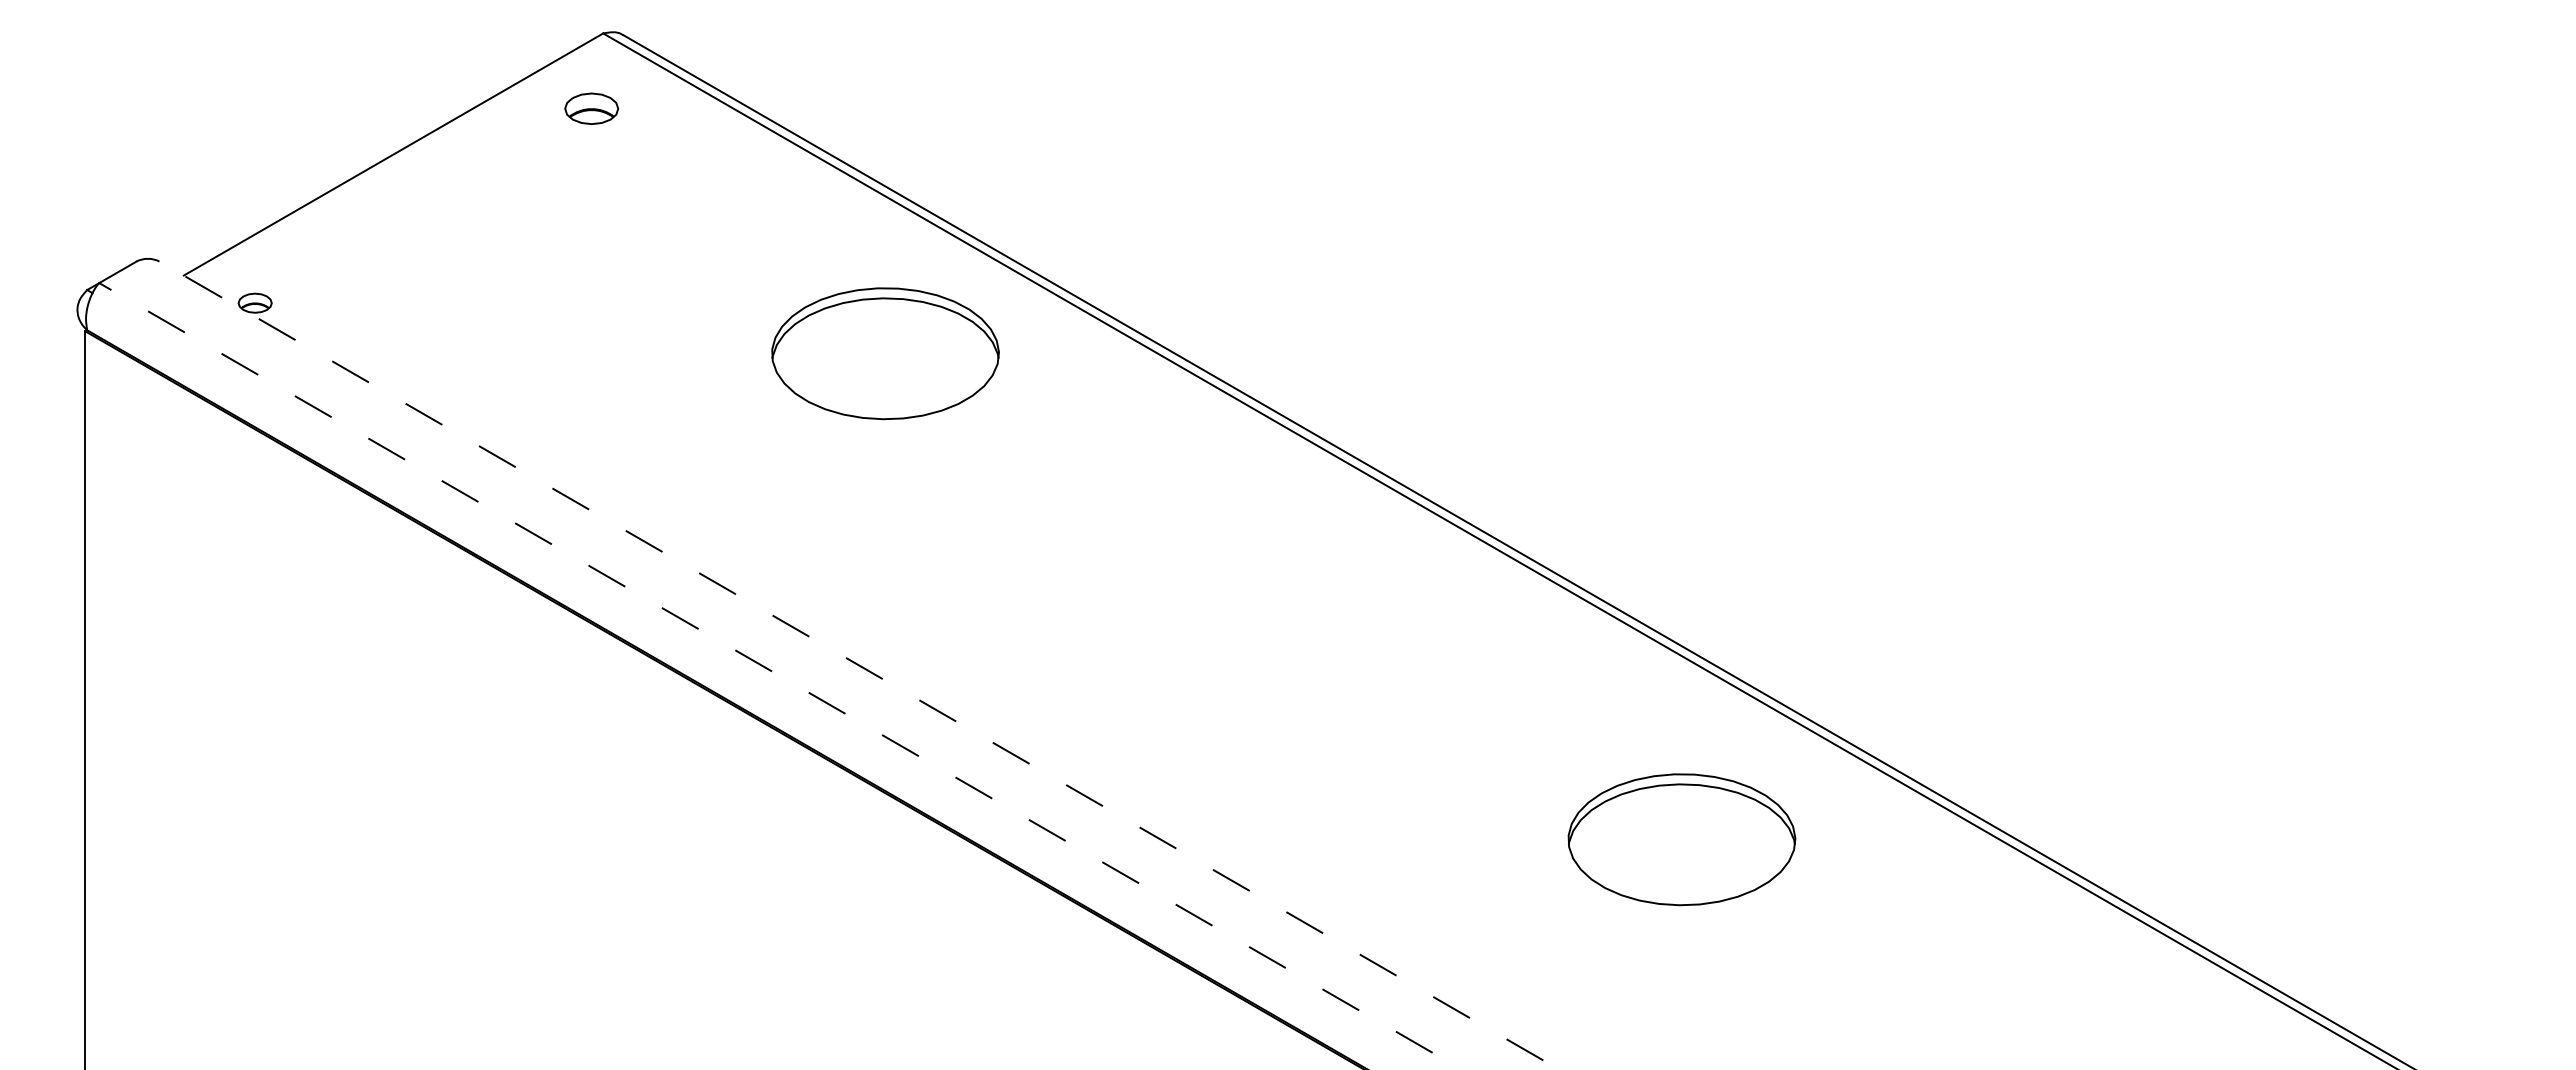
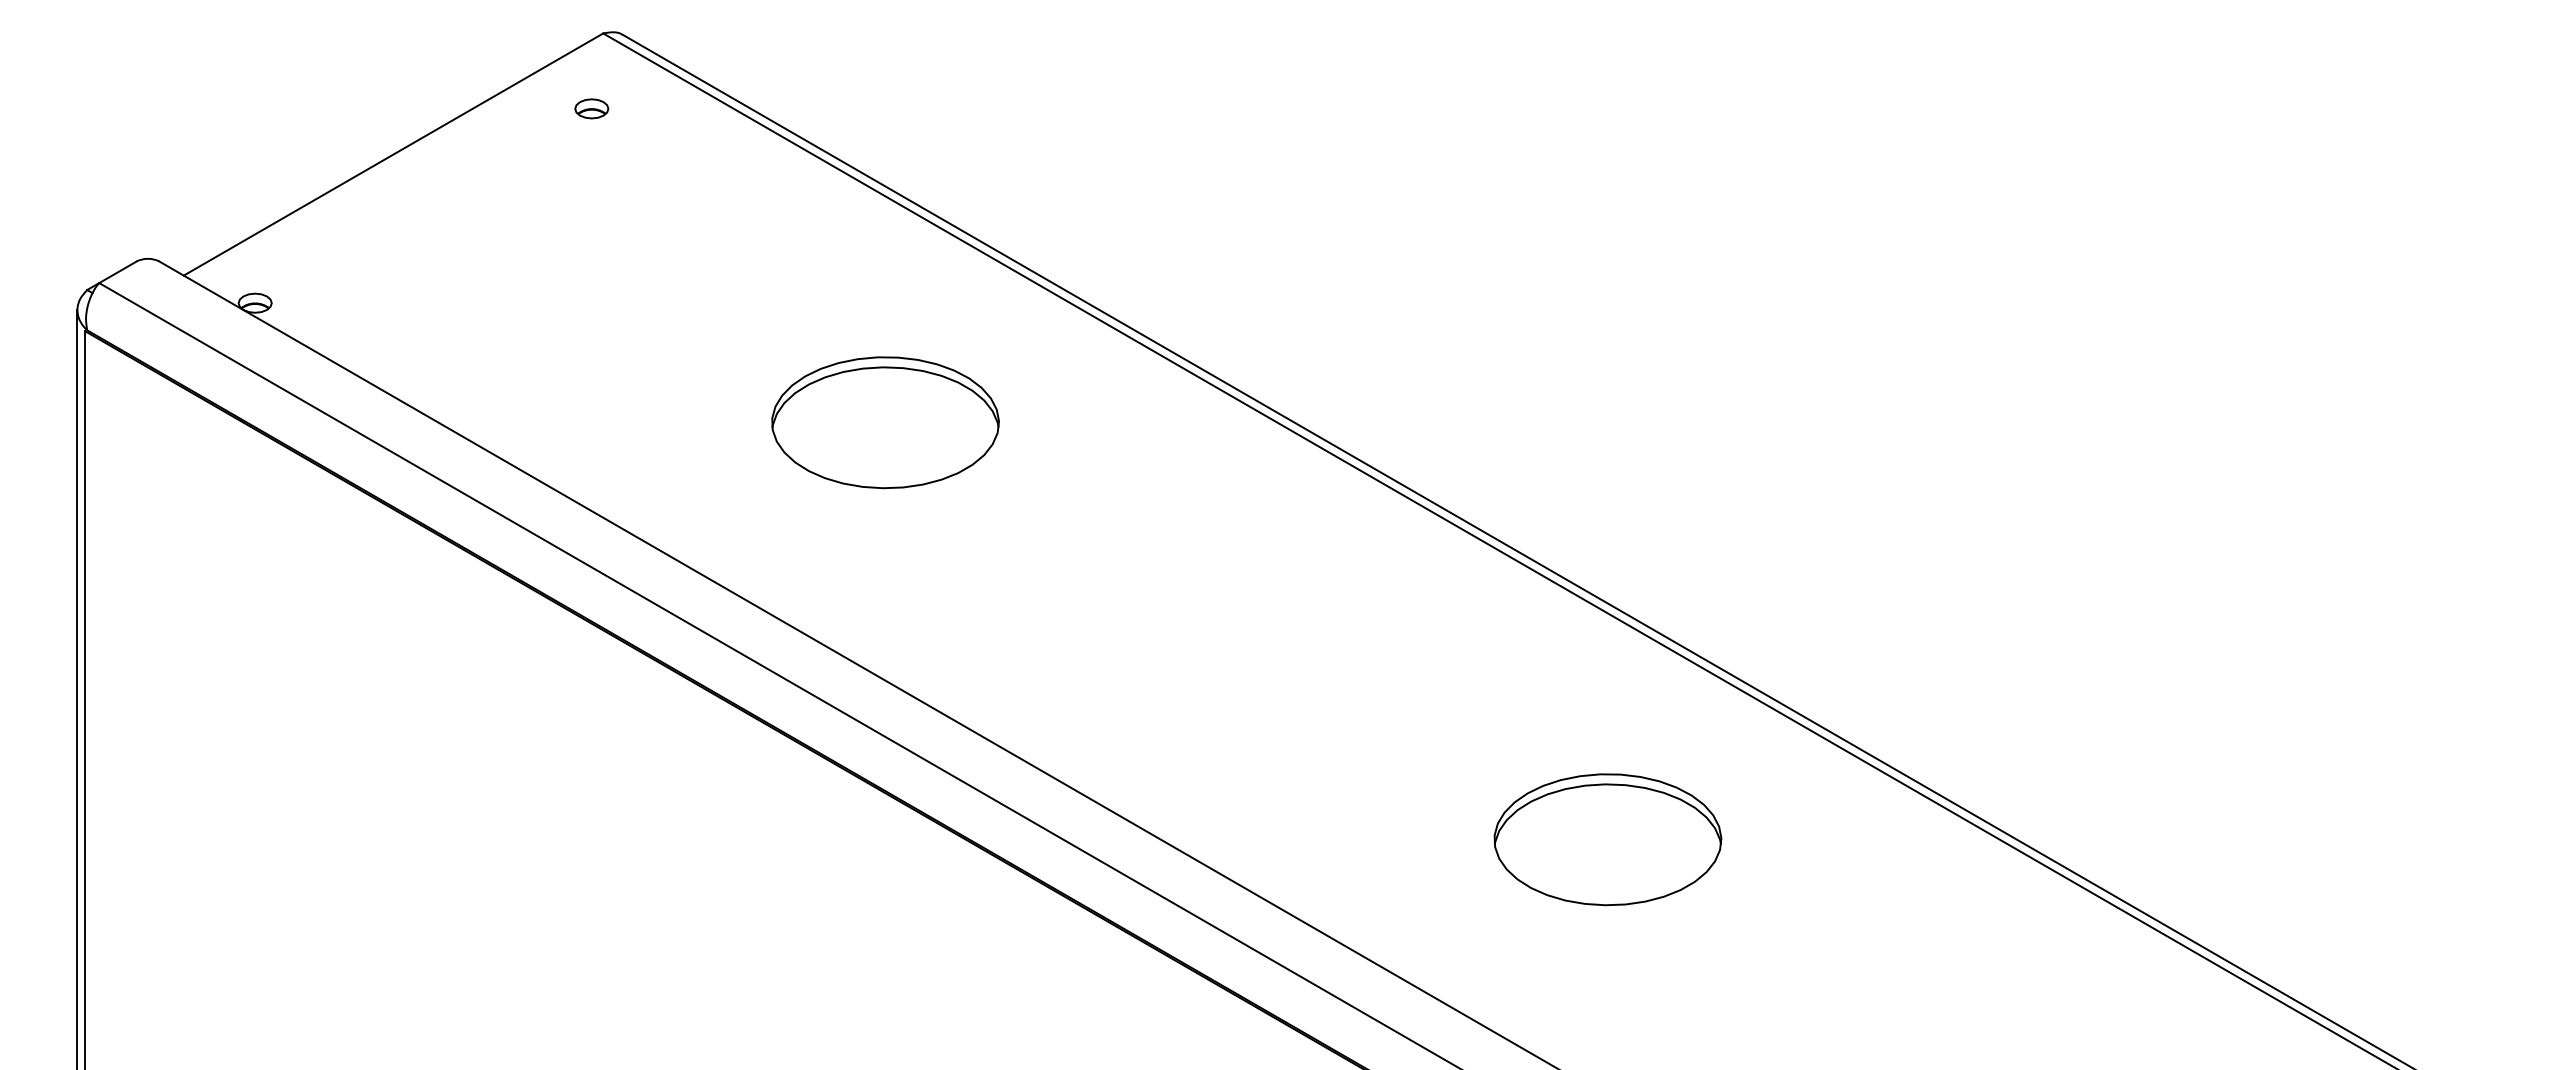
part size: 56x33 px -> 36x22 px (591, 108)
part position: (885, 353) -> (885, 422) (885, 422)
line: dashed -> solid (859, 665)
line: dashed -> solid (780, 676)
line: none -> present (77, 688)
part position: (1681, 839) -> (1607, 839) (1607, 839)
